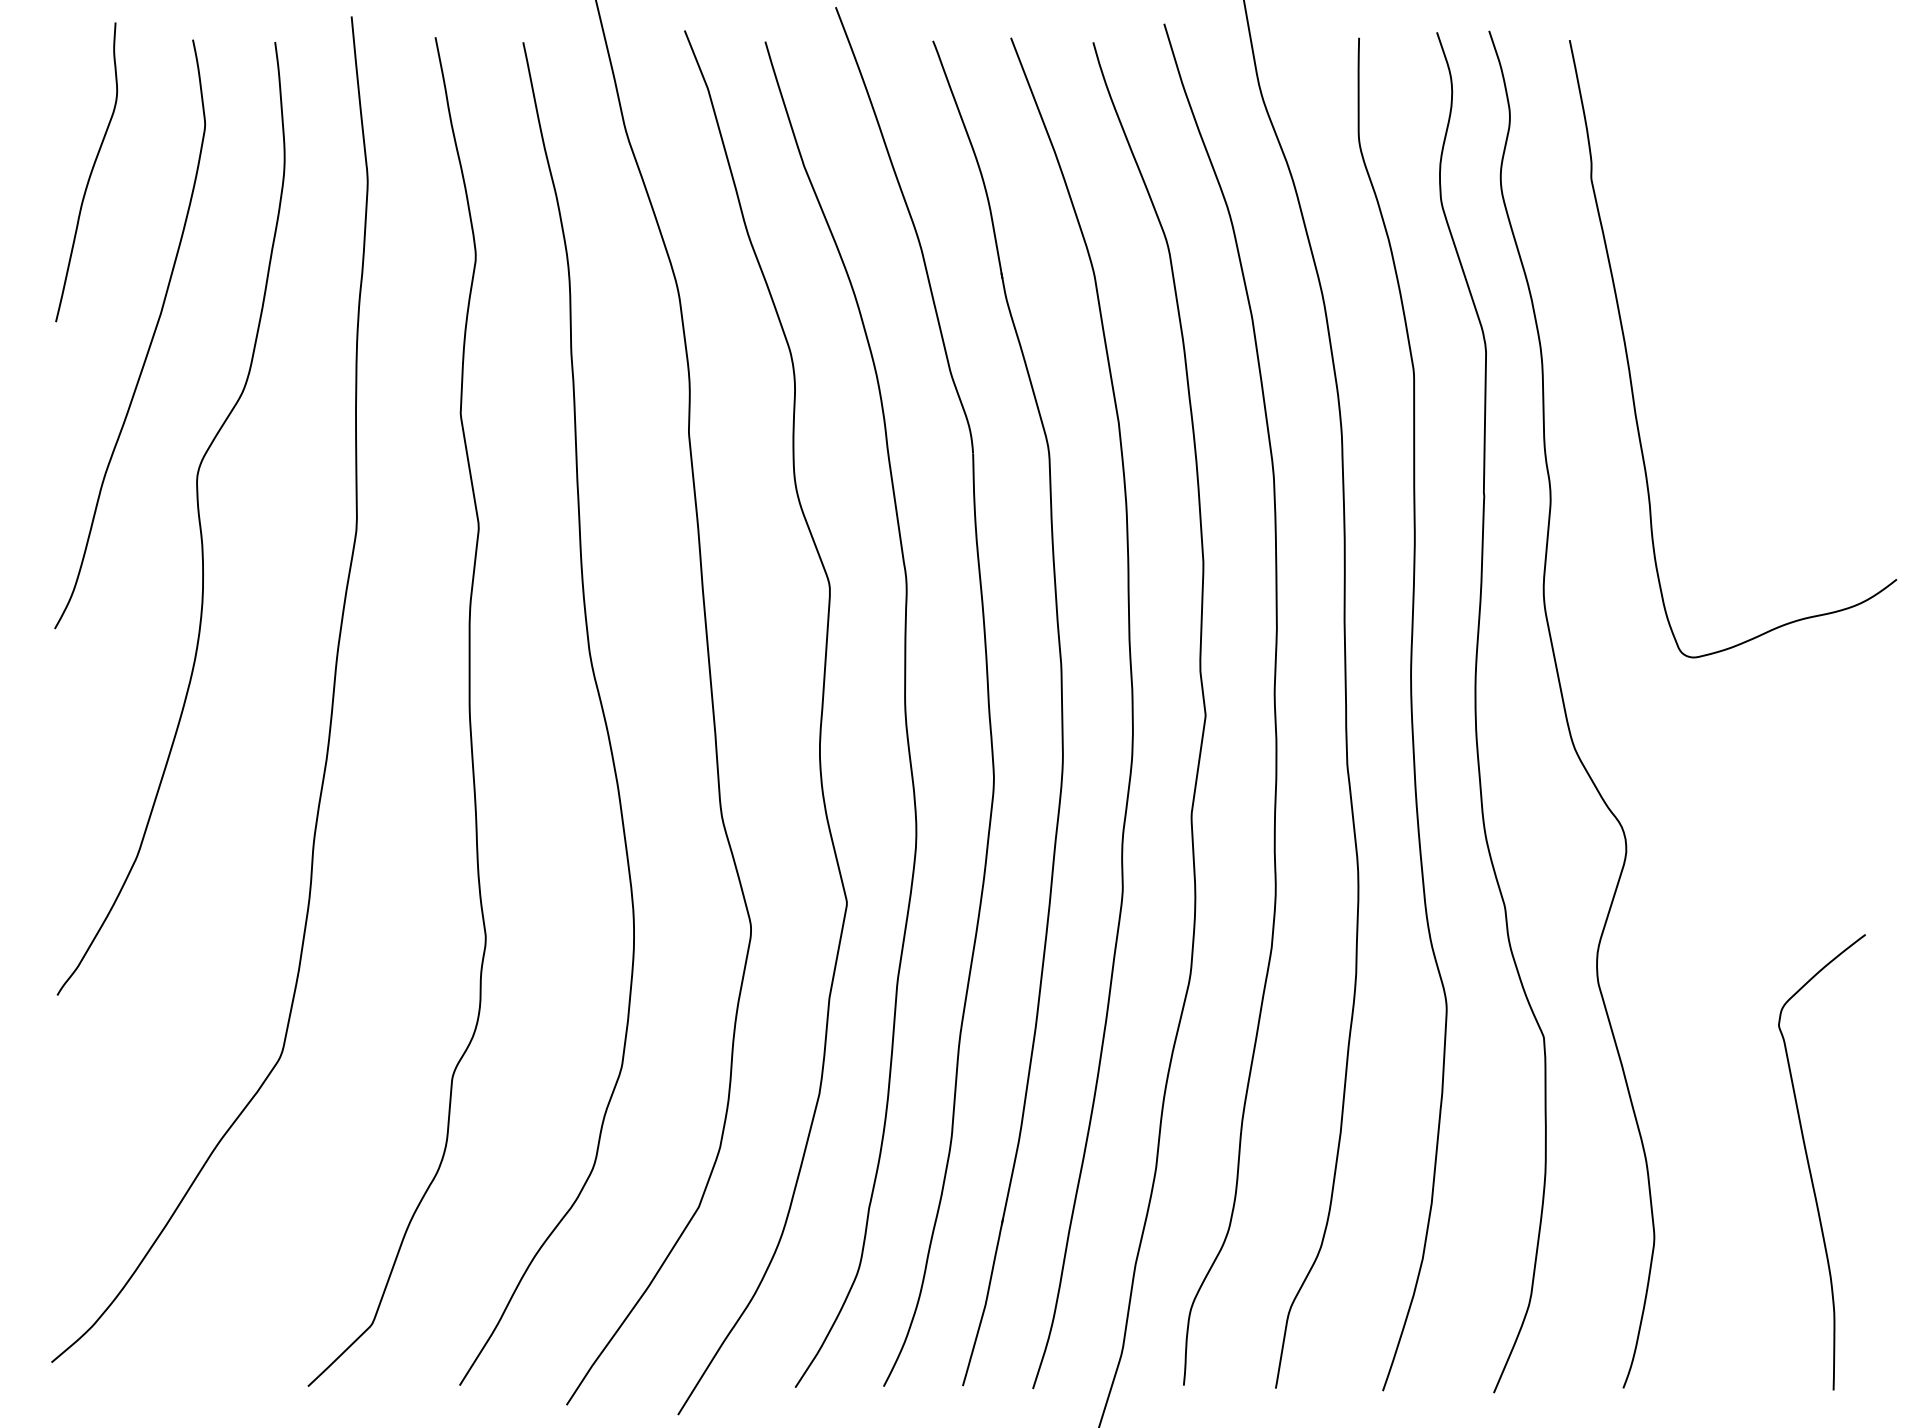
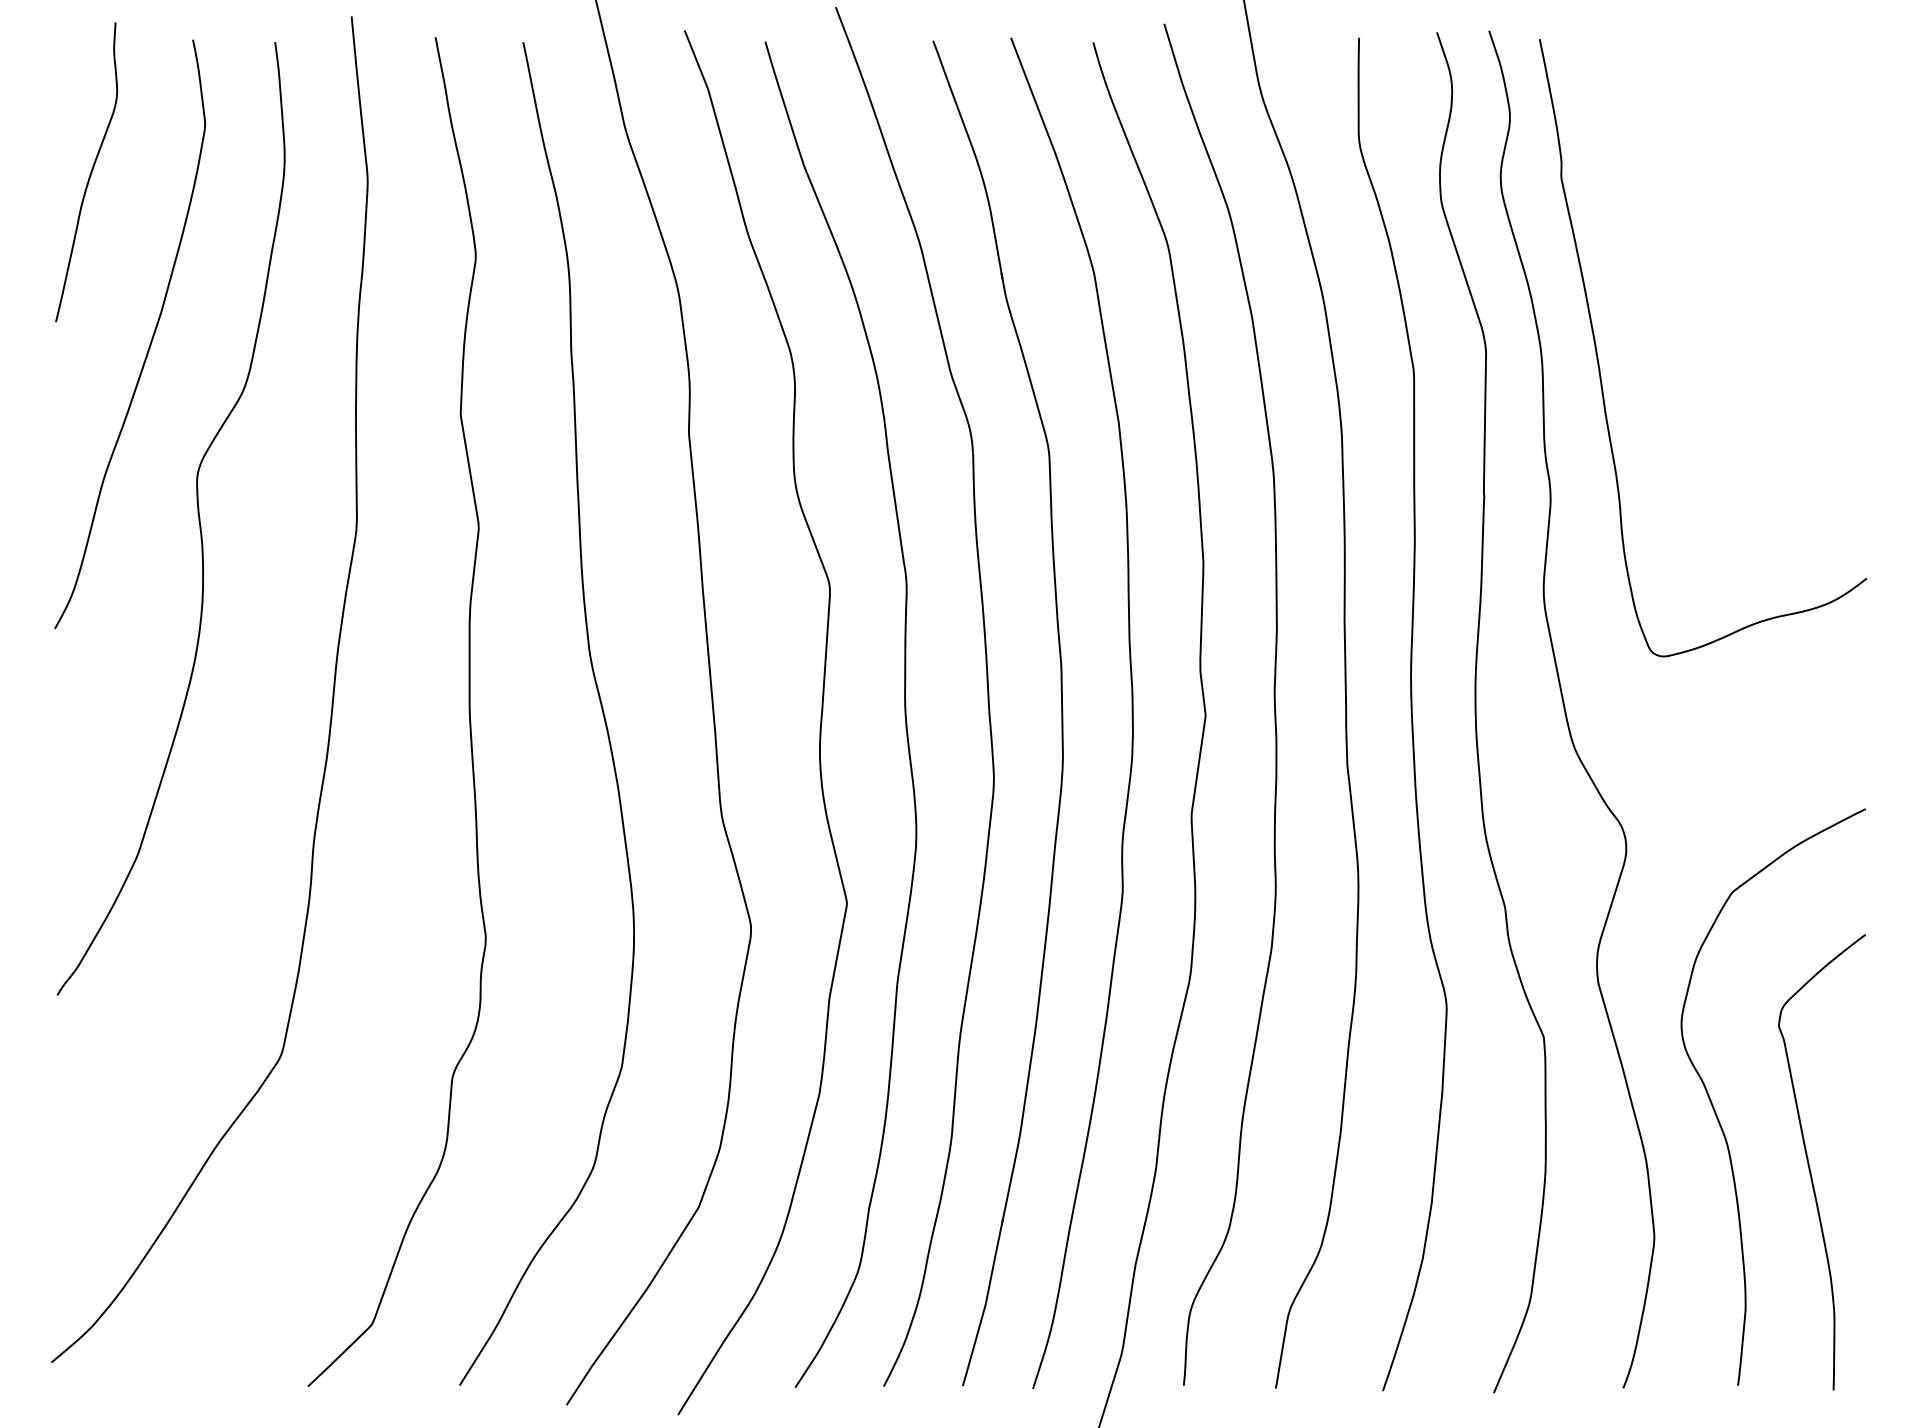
curve position: (1630, 369) -> (1600, 368) (1600, 368)
curve: none -> present (1718, 1117)
